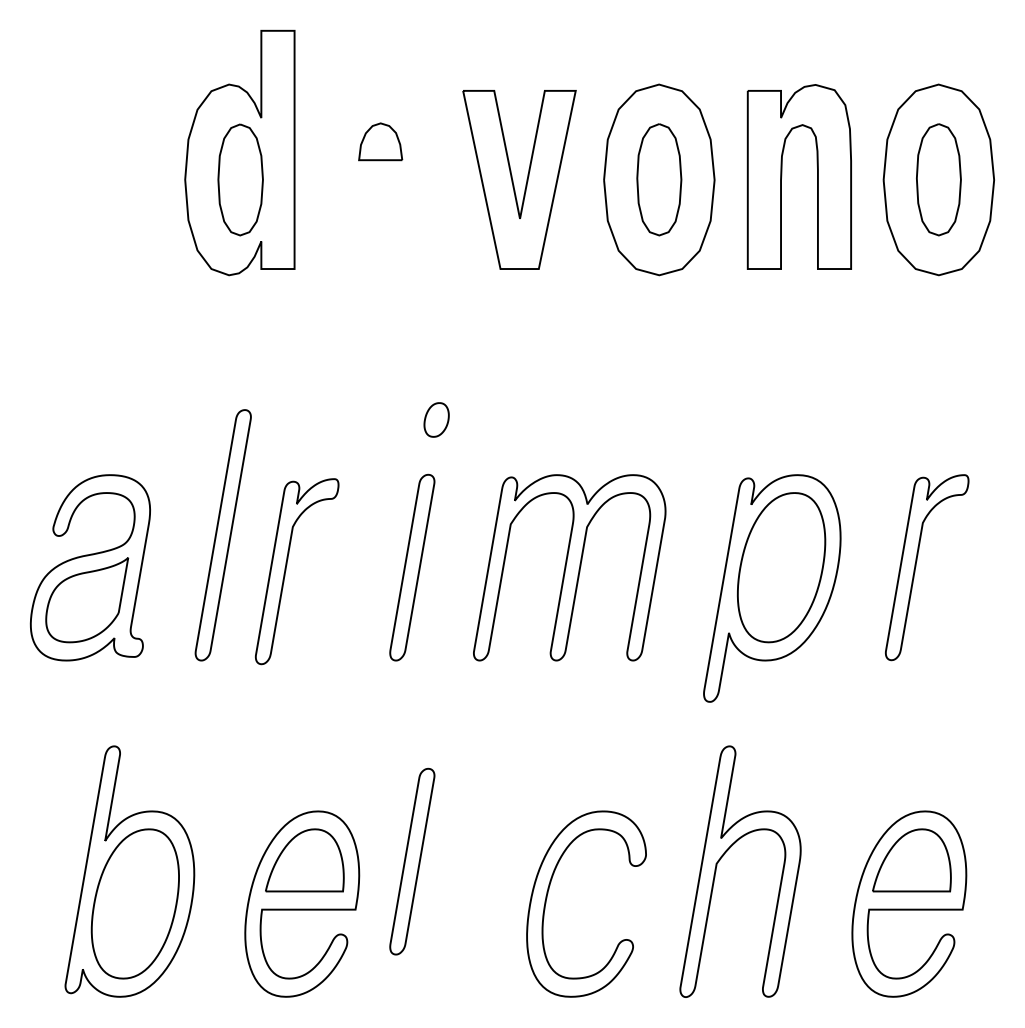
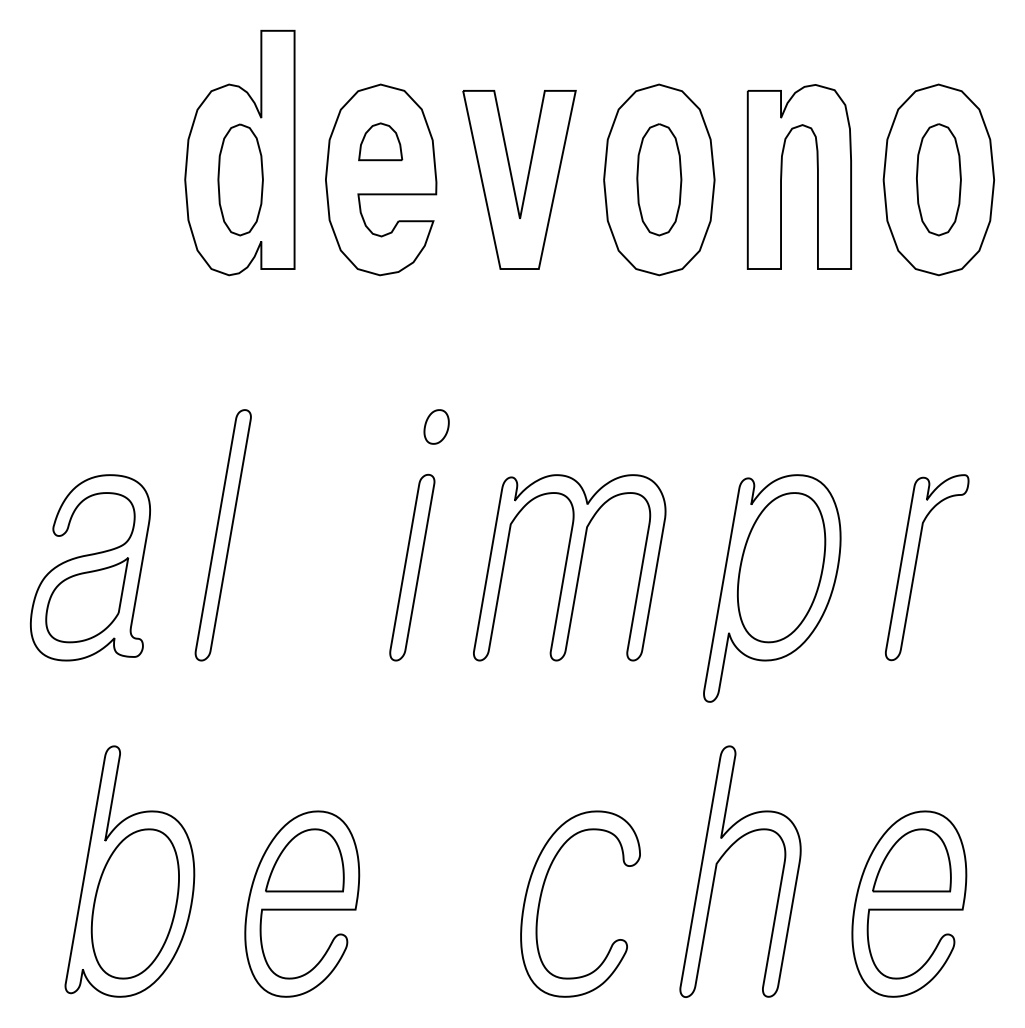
part: none -> present (381, 179)
part position: (436, 419) -> (436, 426) (436, 426)
part: present -> none (286, 571)
part: present -> none (412, 861)
part position: (548, 893) -> (542, 893) (542, 893)
